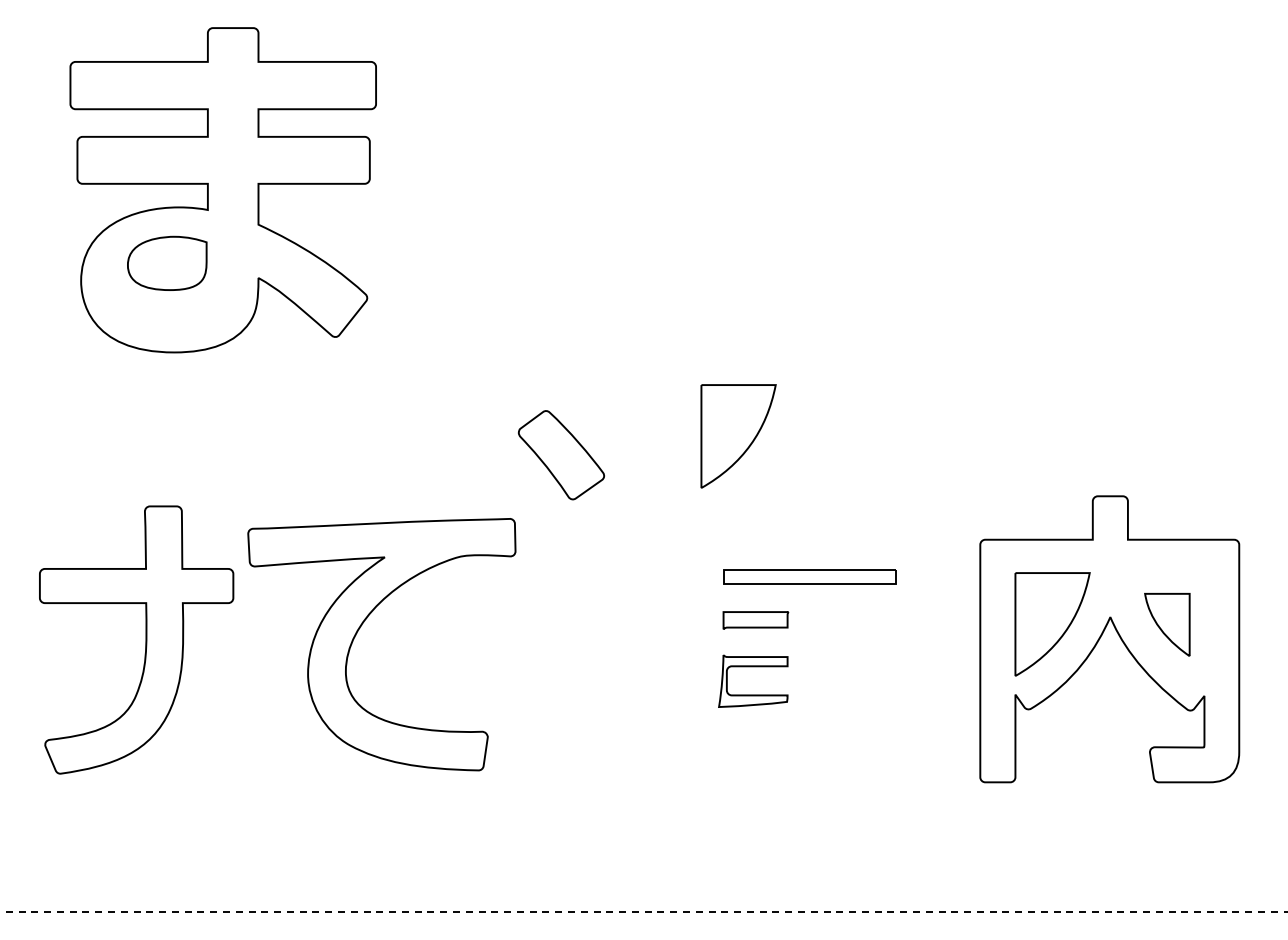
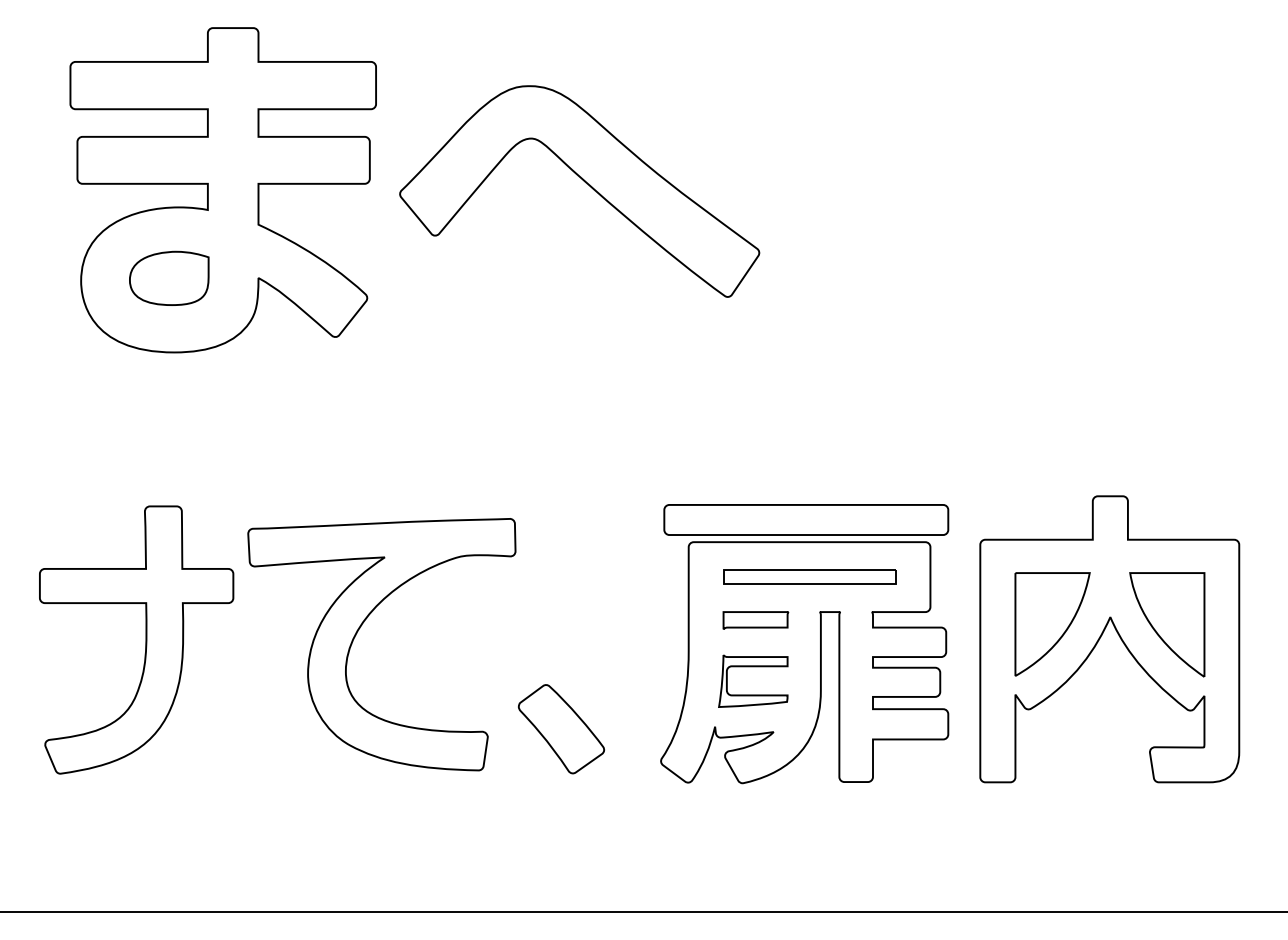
part: none -> present (585, 183)
part position: (167, 262) -> (169, 277) (169, 277)
part: present -> none (738, 436)
part position: (561, 455) -> (561, 729) (561, 729)
part size: 47x64 px -> 77x106 px (1167, 624)
part: none -> present (804, 644)
line: dashed -> solid (644, 911)
